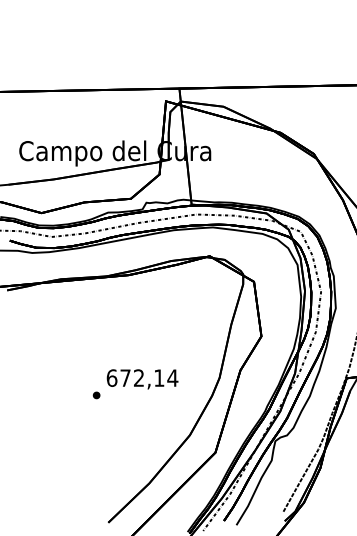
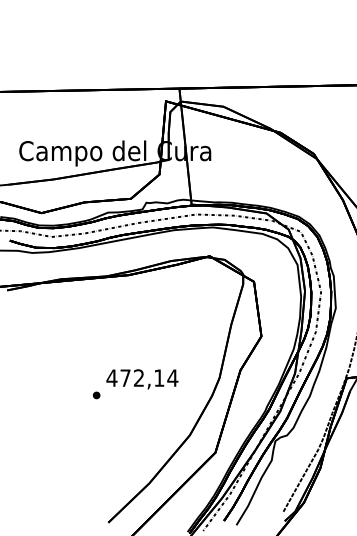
text: 672,14 -> 472,14 (111, 377)
